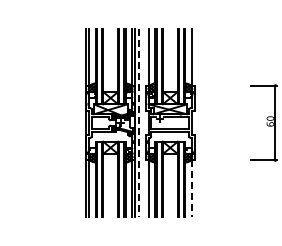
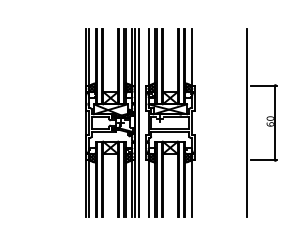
line: none -> present (246, 122)
line: dashed -> solid (139, 123)
line: dashed -> solid (192, 188)
